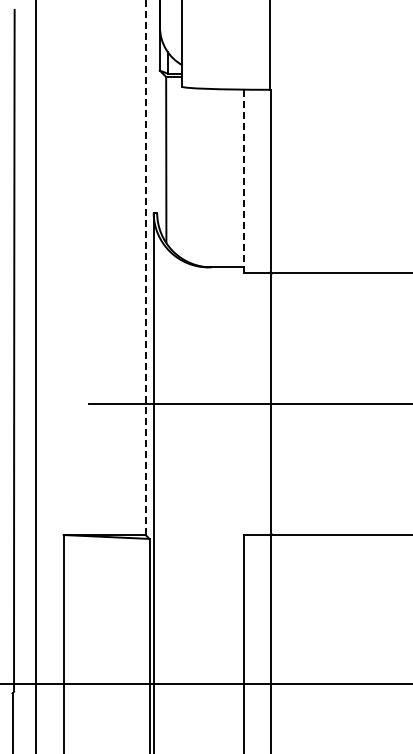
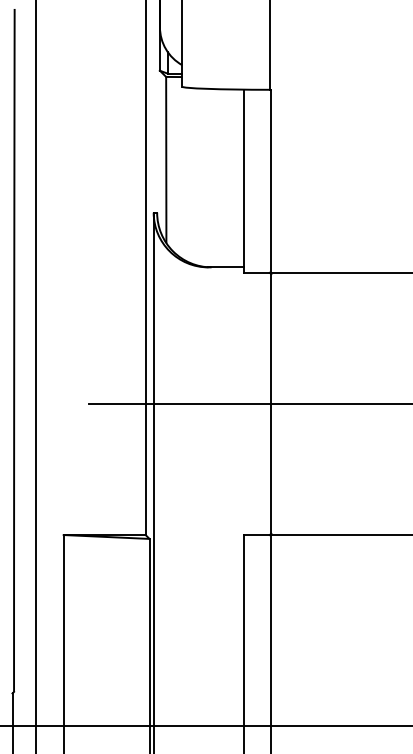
line: dashed -> solid (243, 181)
line: dashed -> solid (145, 267)
line position: (205, 684) -> (205, 726) (205, 726)
